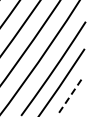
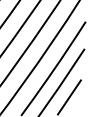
line: dashed -> solid (69, 97)
